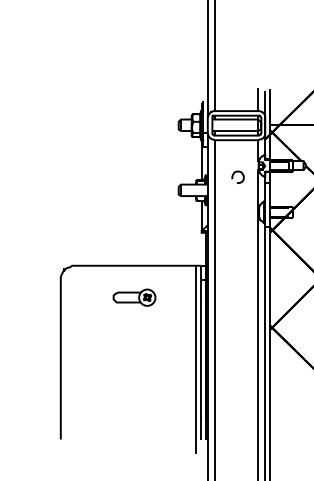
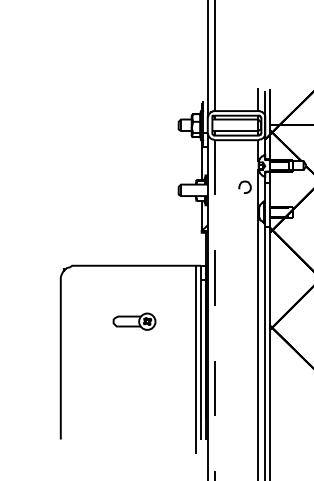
curve position: (234, 174) -> (241, 184) (241, 184)
part position: (134, 297) -> (134, 321) (134, 321)
line: solid -> dashed (214, 310)
